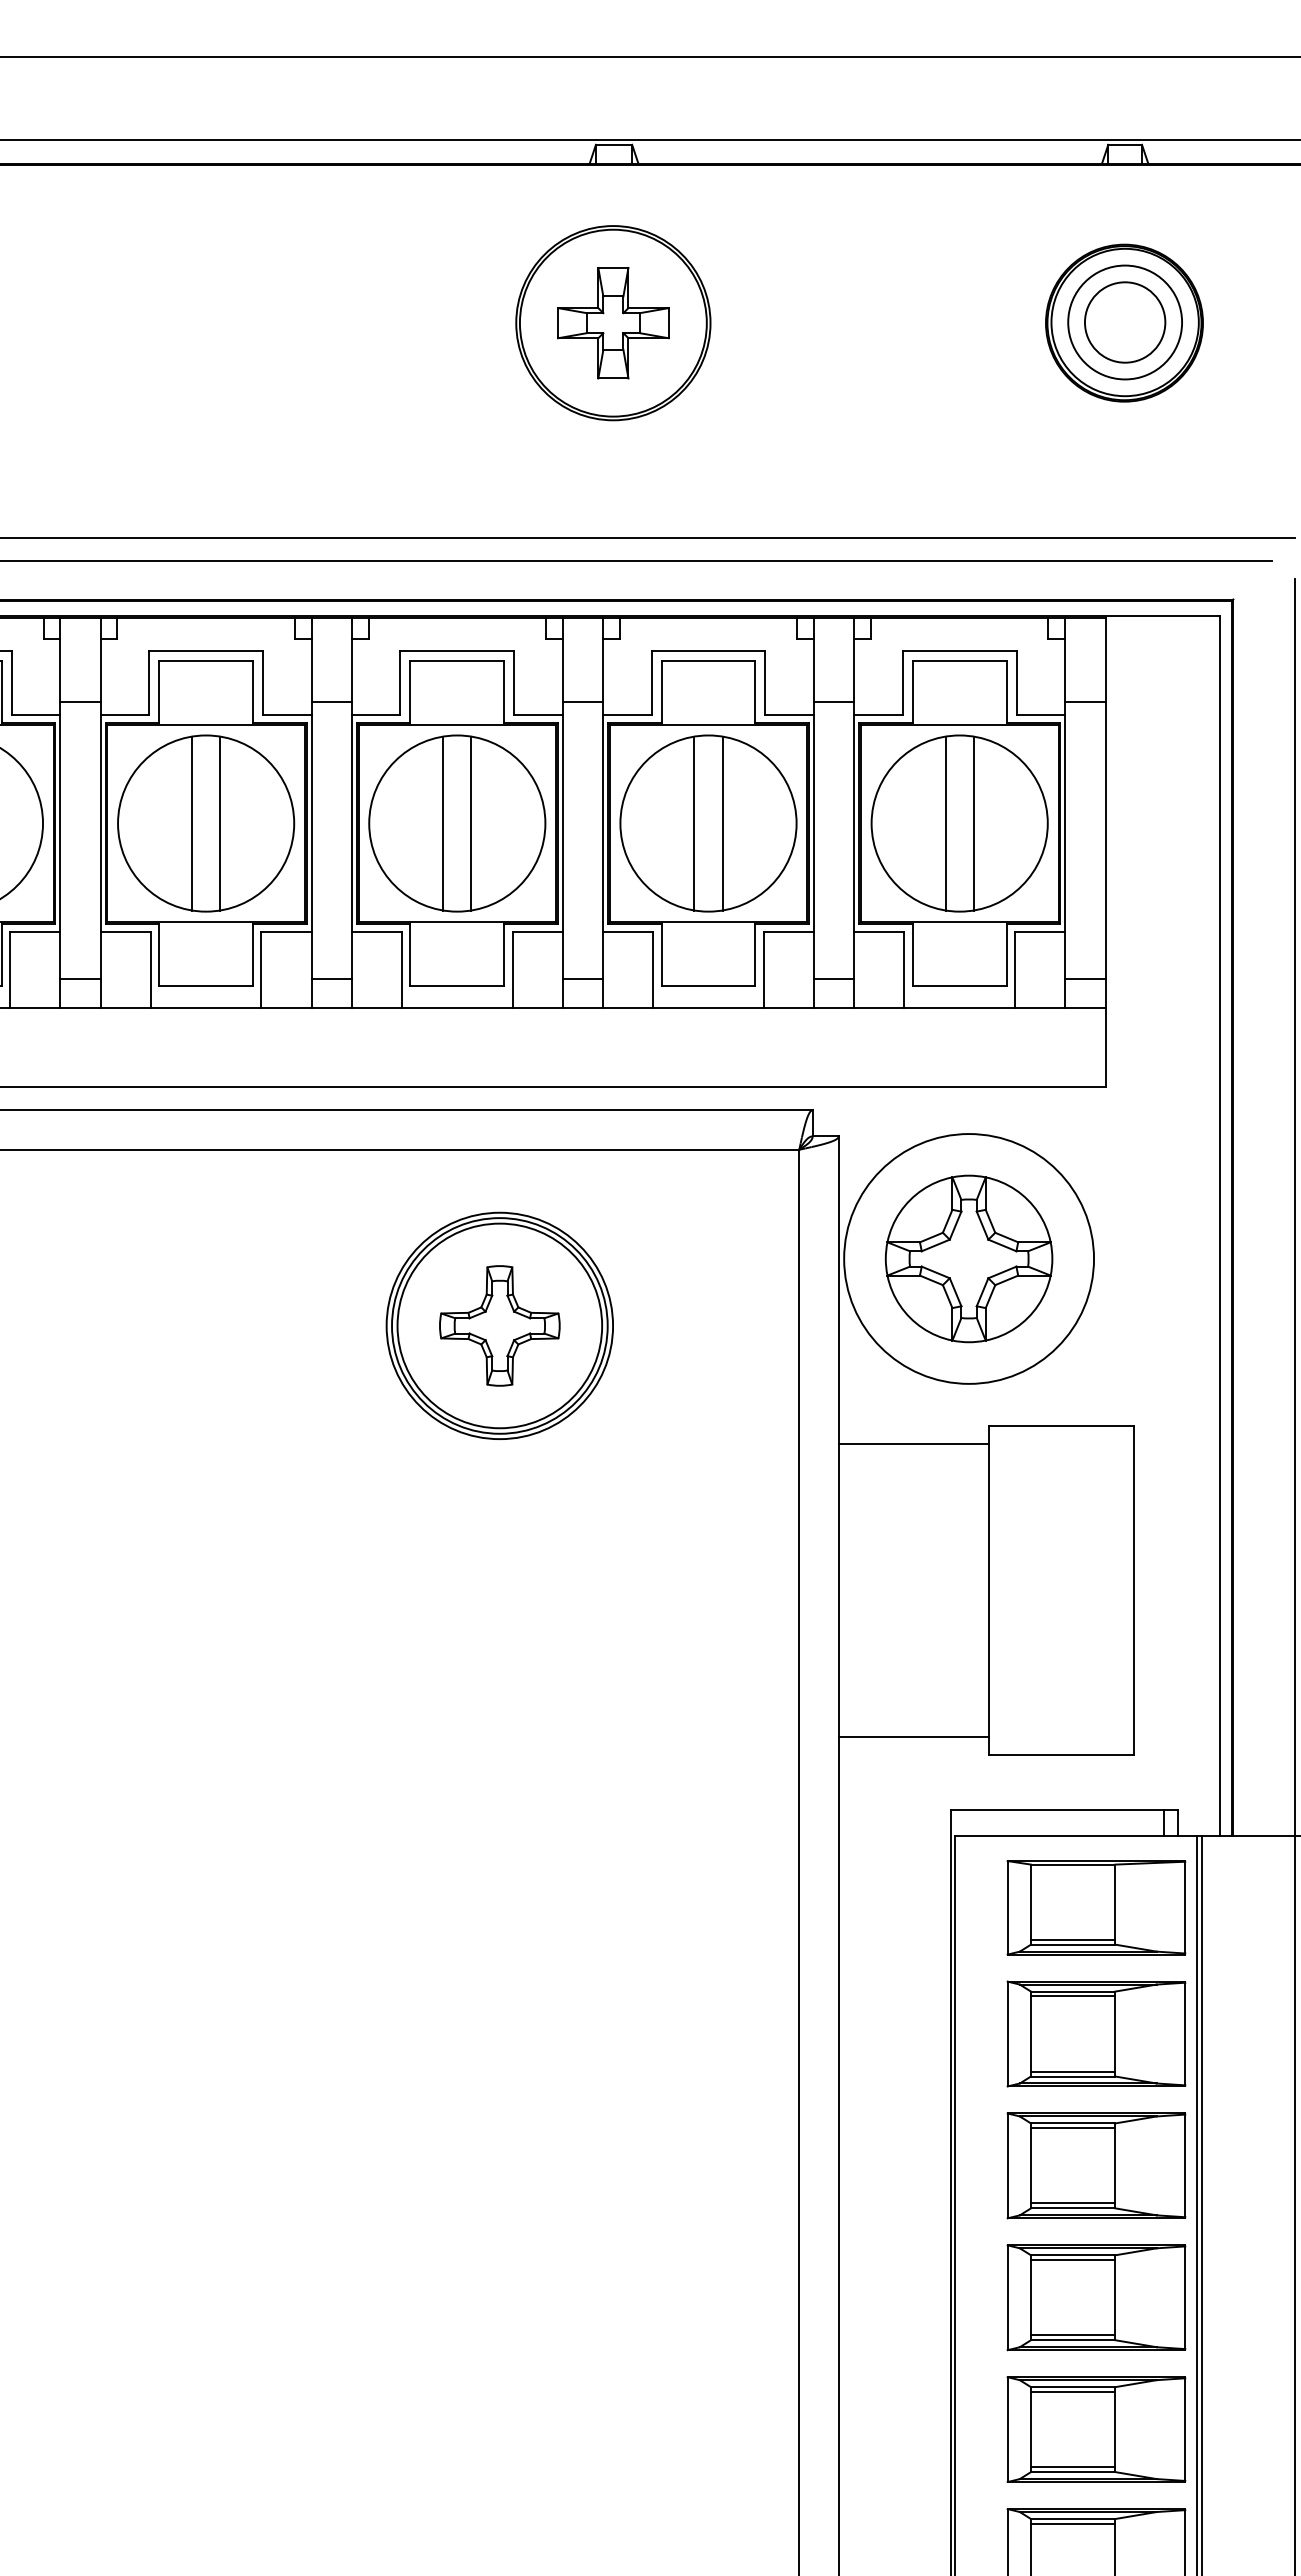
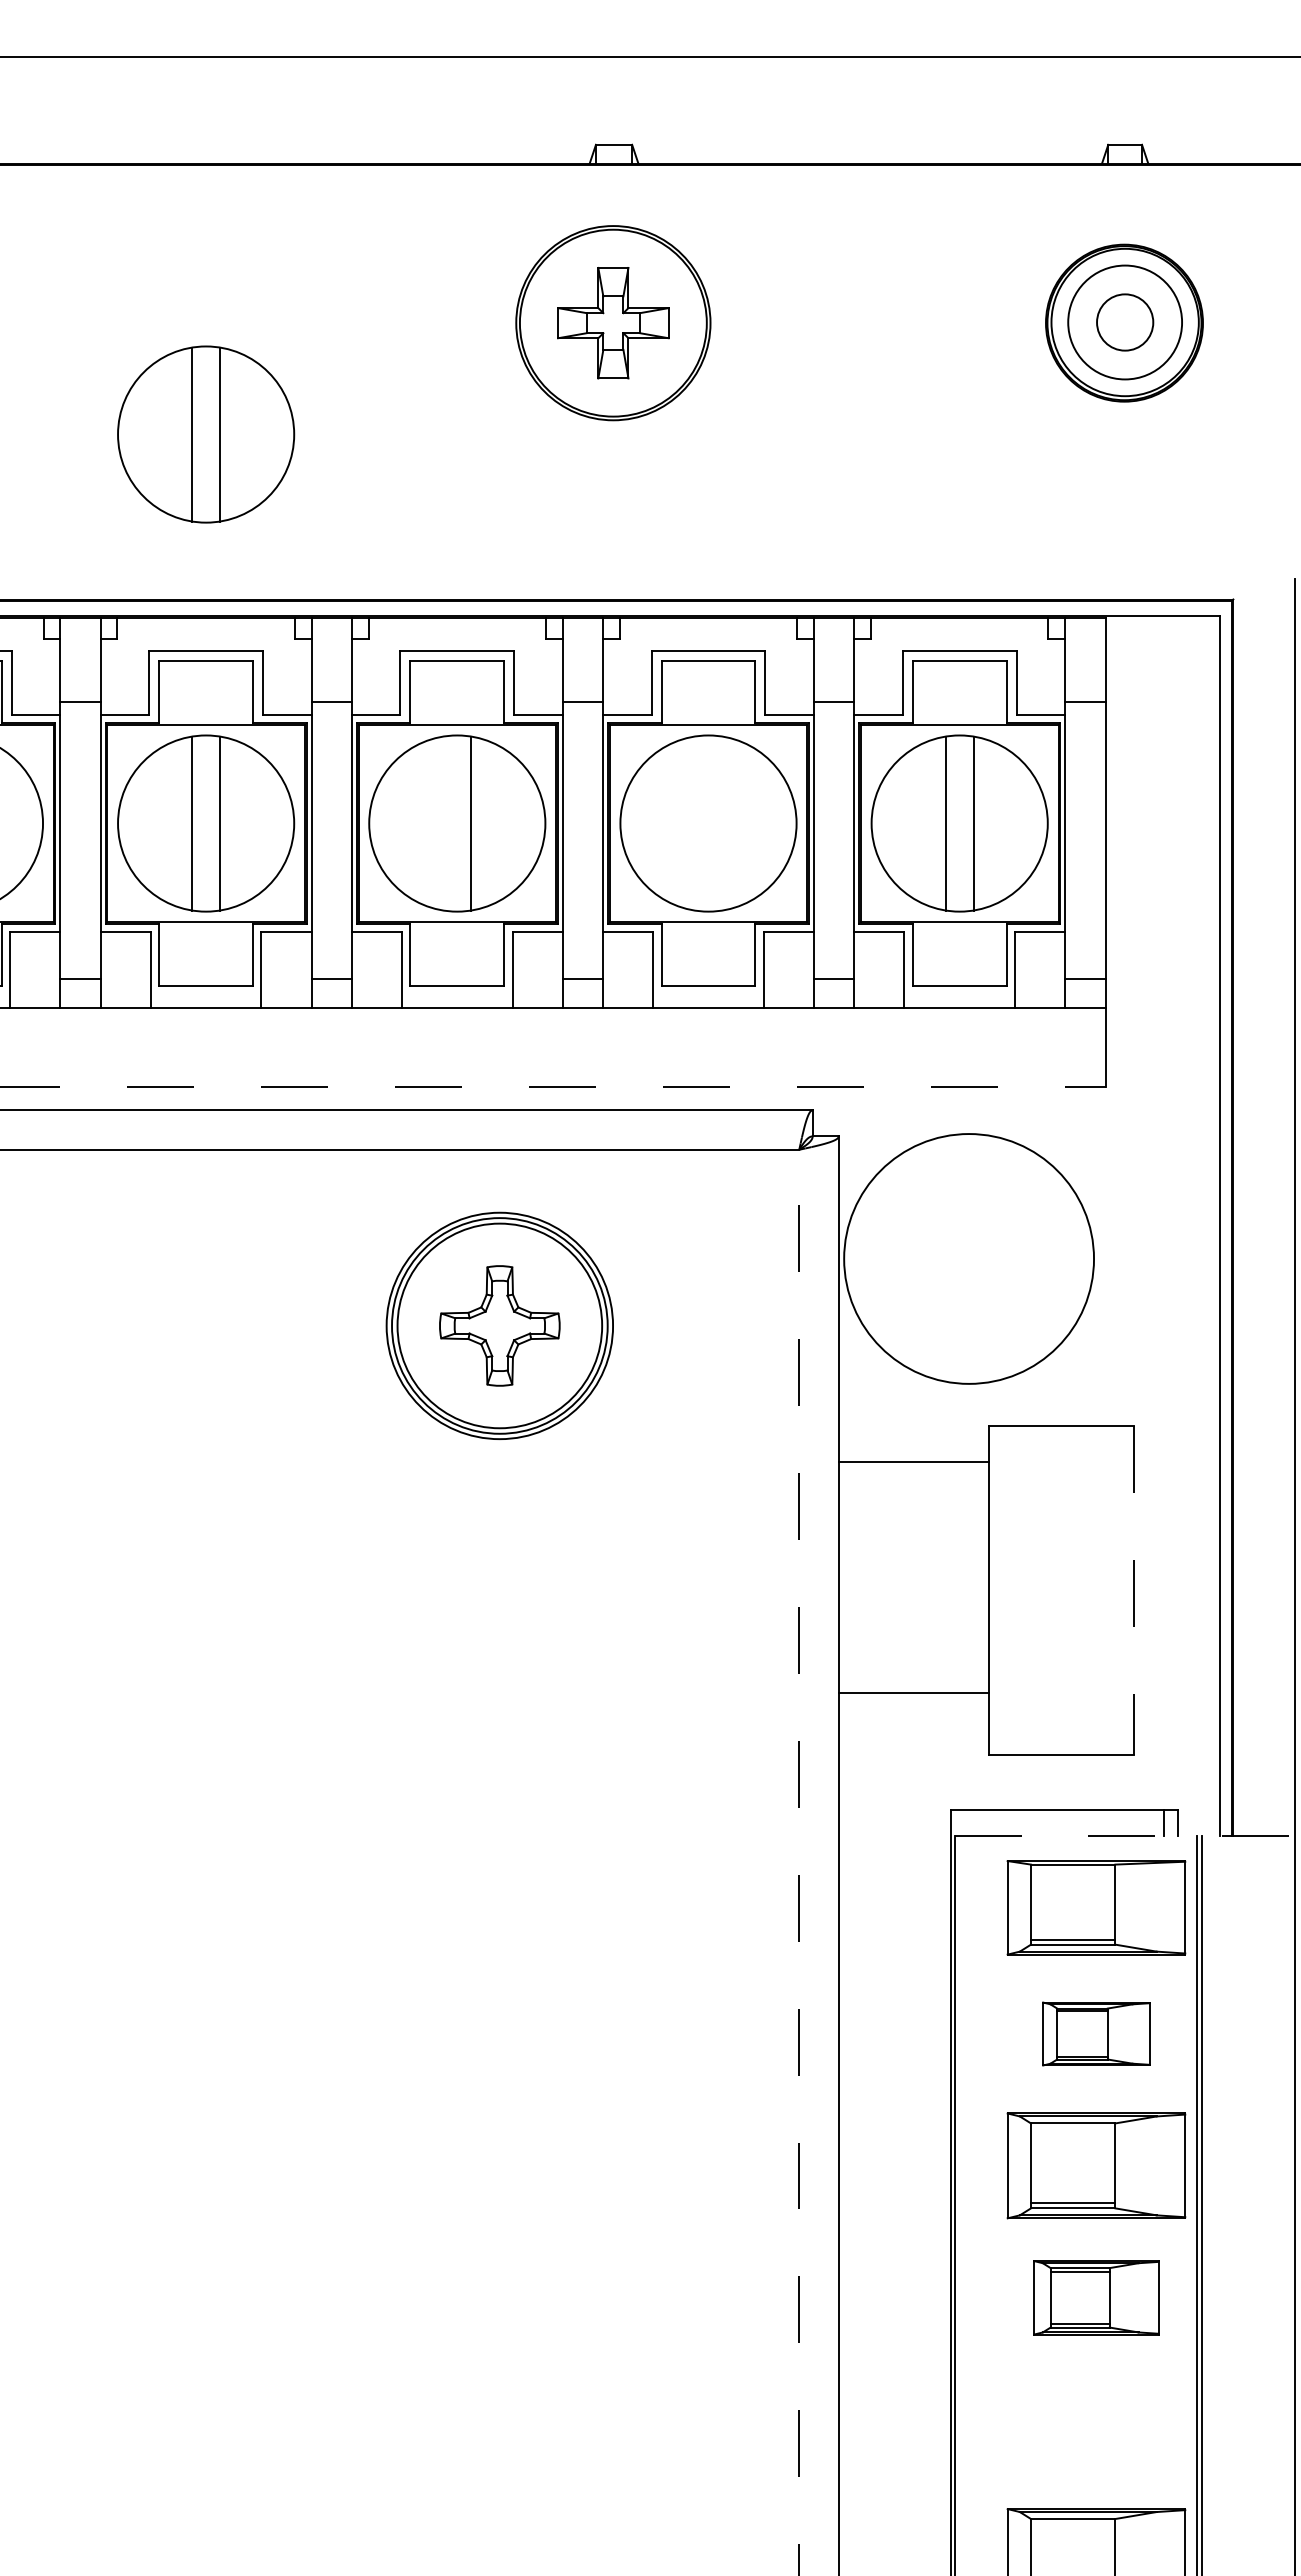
line: present -> none (649, 140)
circle diameter: 80 px -> 56 px (1125, 322)
part: none -> present (206, 434)
line: present -> none (648, 537)
line: present -> none (636, 561)
line: present -> none (443, 823)
line: present -> none (694, 823)
line: present -> none (722, 823)
line: solid -> dashed (553, 1086)
part: present -> none (968, 1258)
line position: (913, 1443) -> (913, 1461) (913, 1461)
line: solid -> dashed (1133, 1590)
line position: (913, 1737) -> (913, 1693) (913, 1693)
line: solid -> dashed (1127, 1836)
line: solid -> dashed (799, 1862)
part size: 181x108 px -> 109x66 px (1096, 2033)
line: present -> none (1072, 2128)
part size: 181x108 px -> 127x76 px (1096, 2297)
part: present -> none (1096, 2429)
line: present -> none (1072, 2523)
